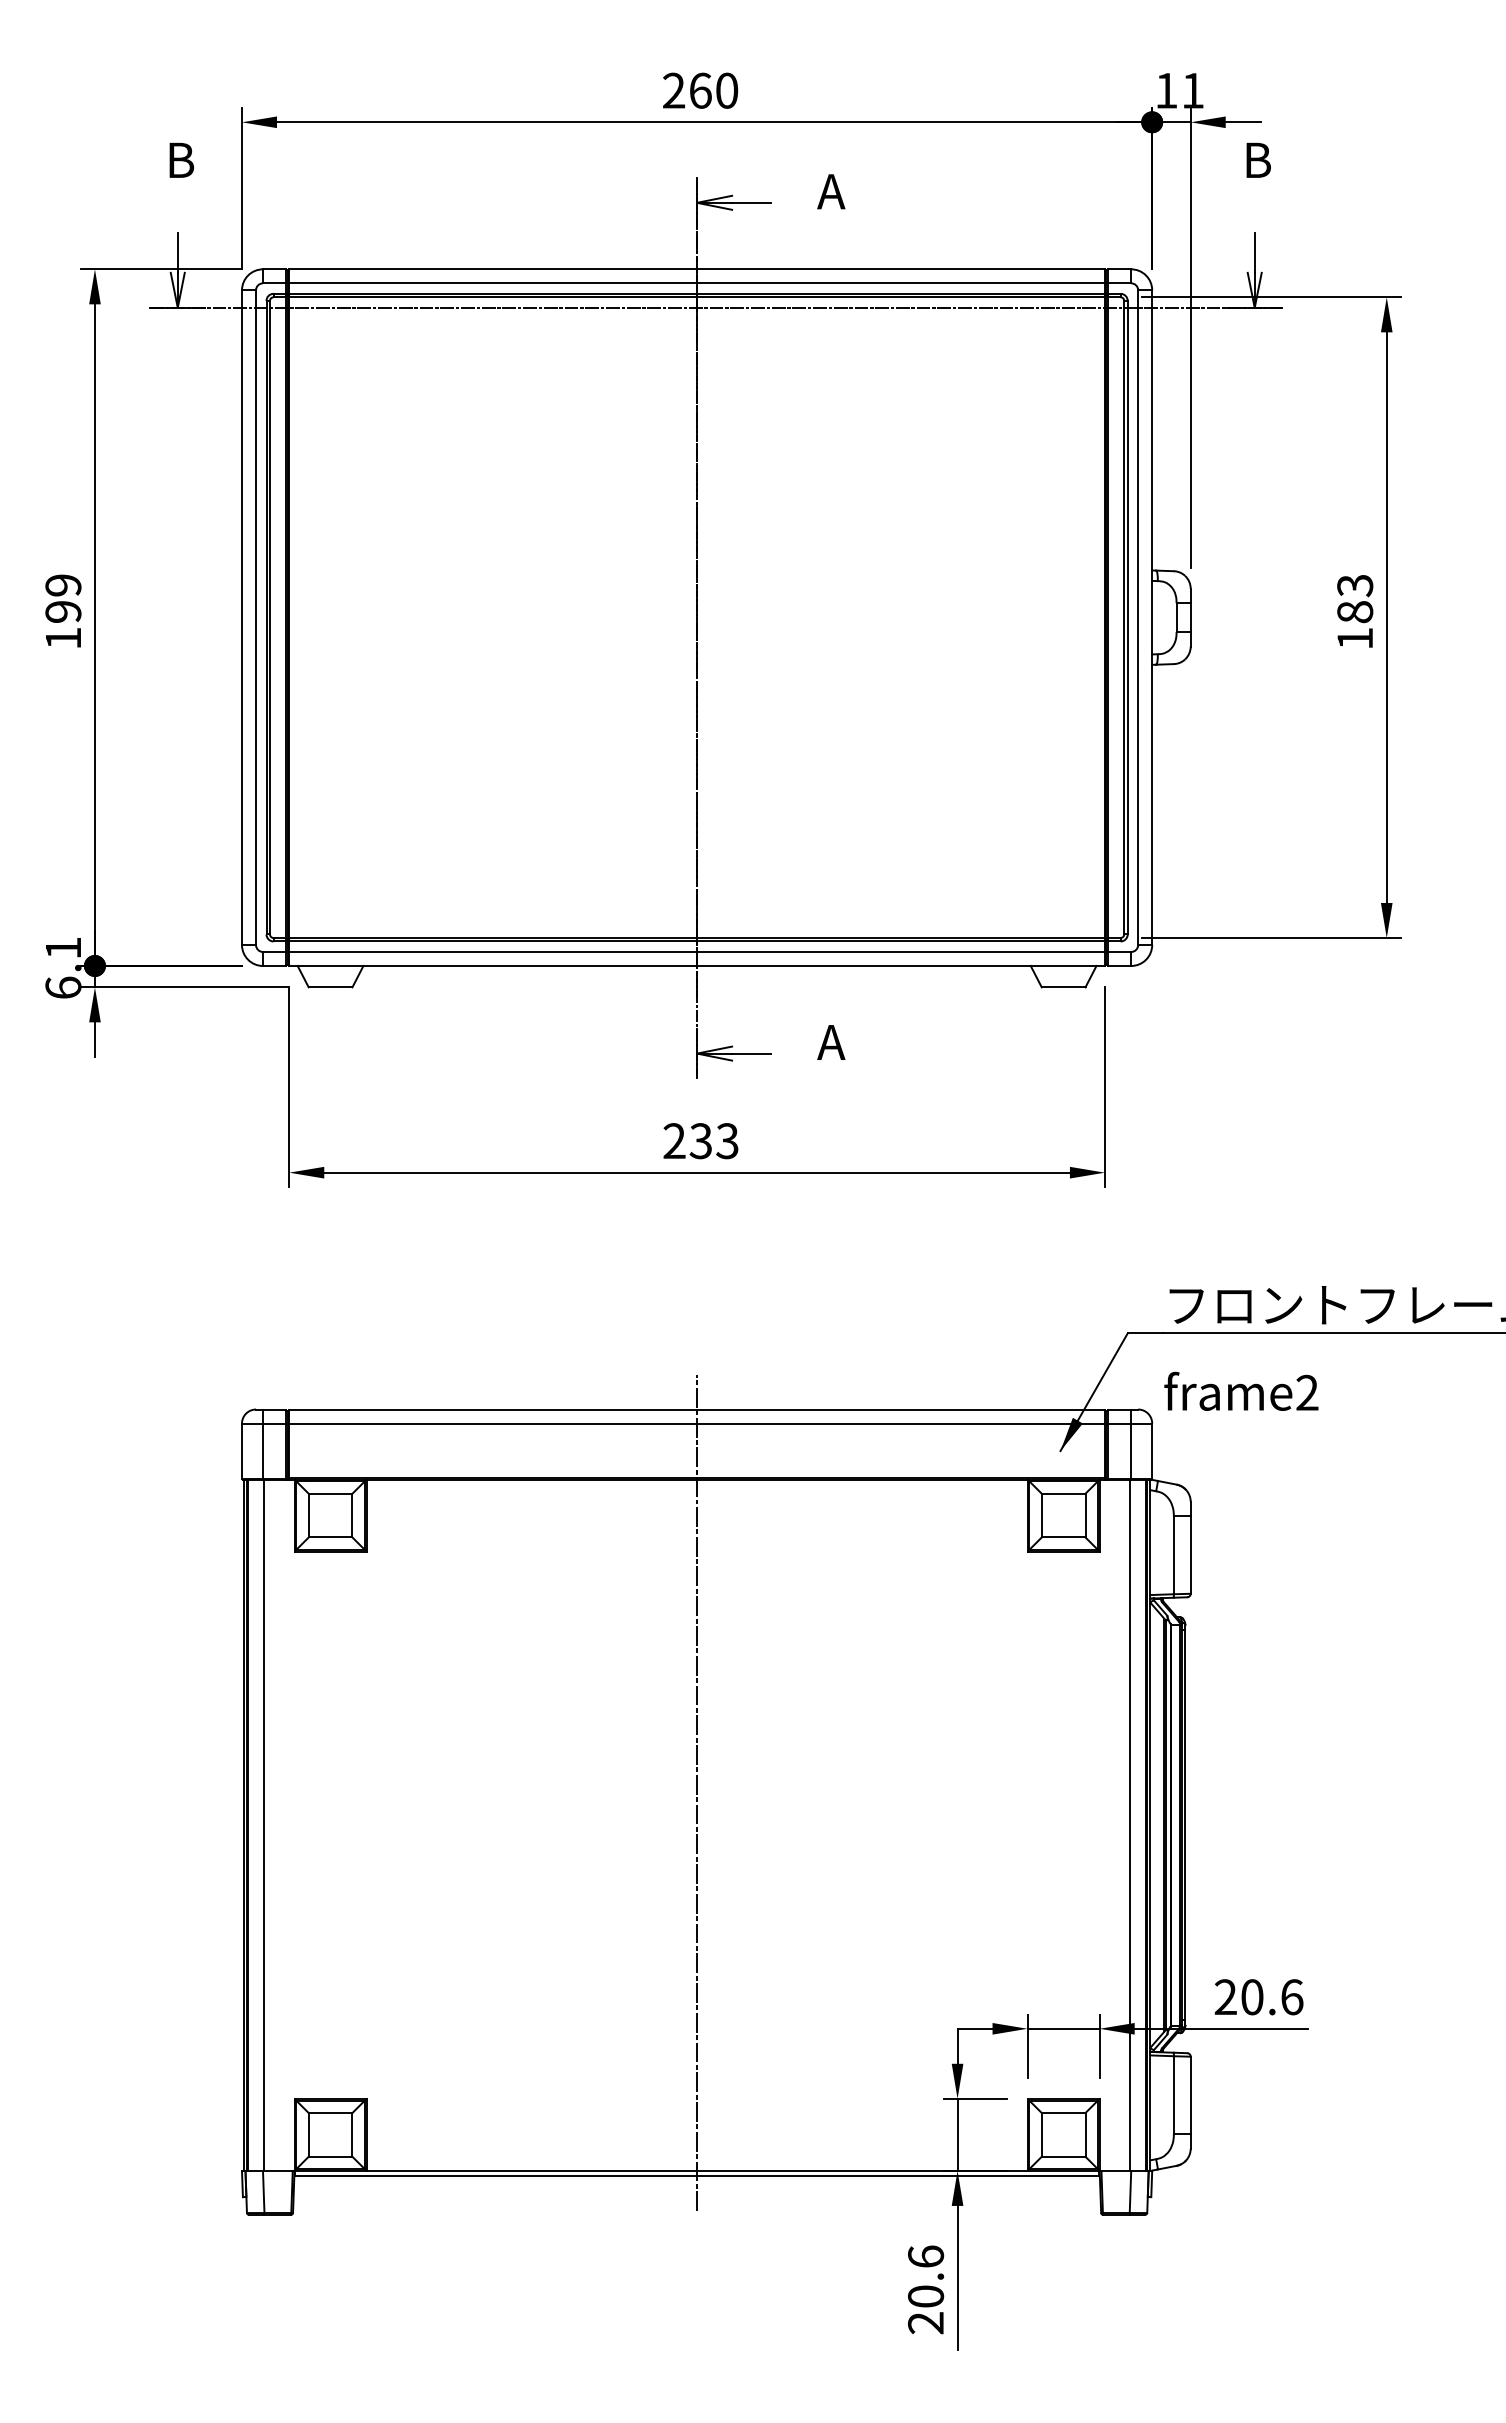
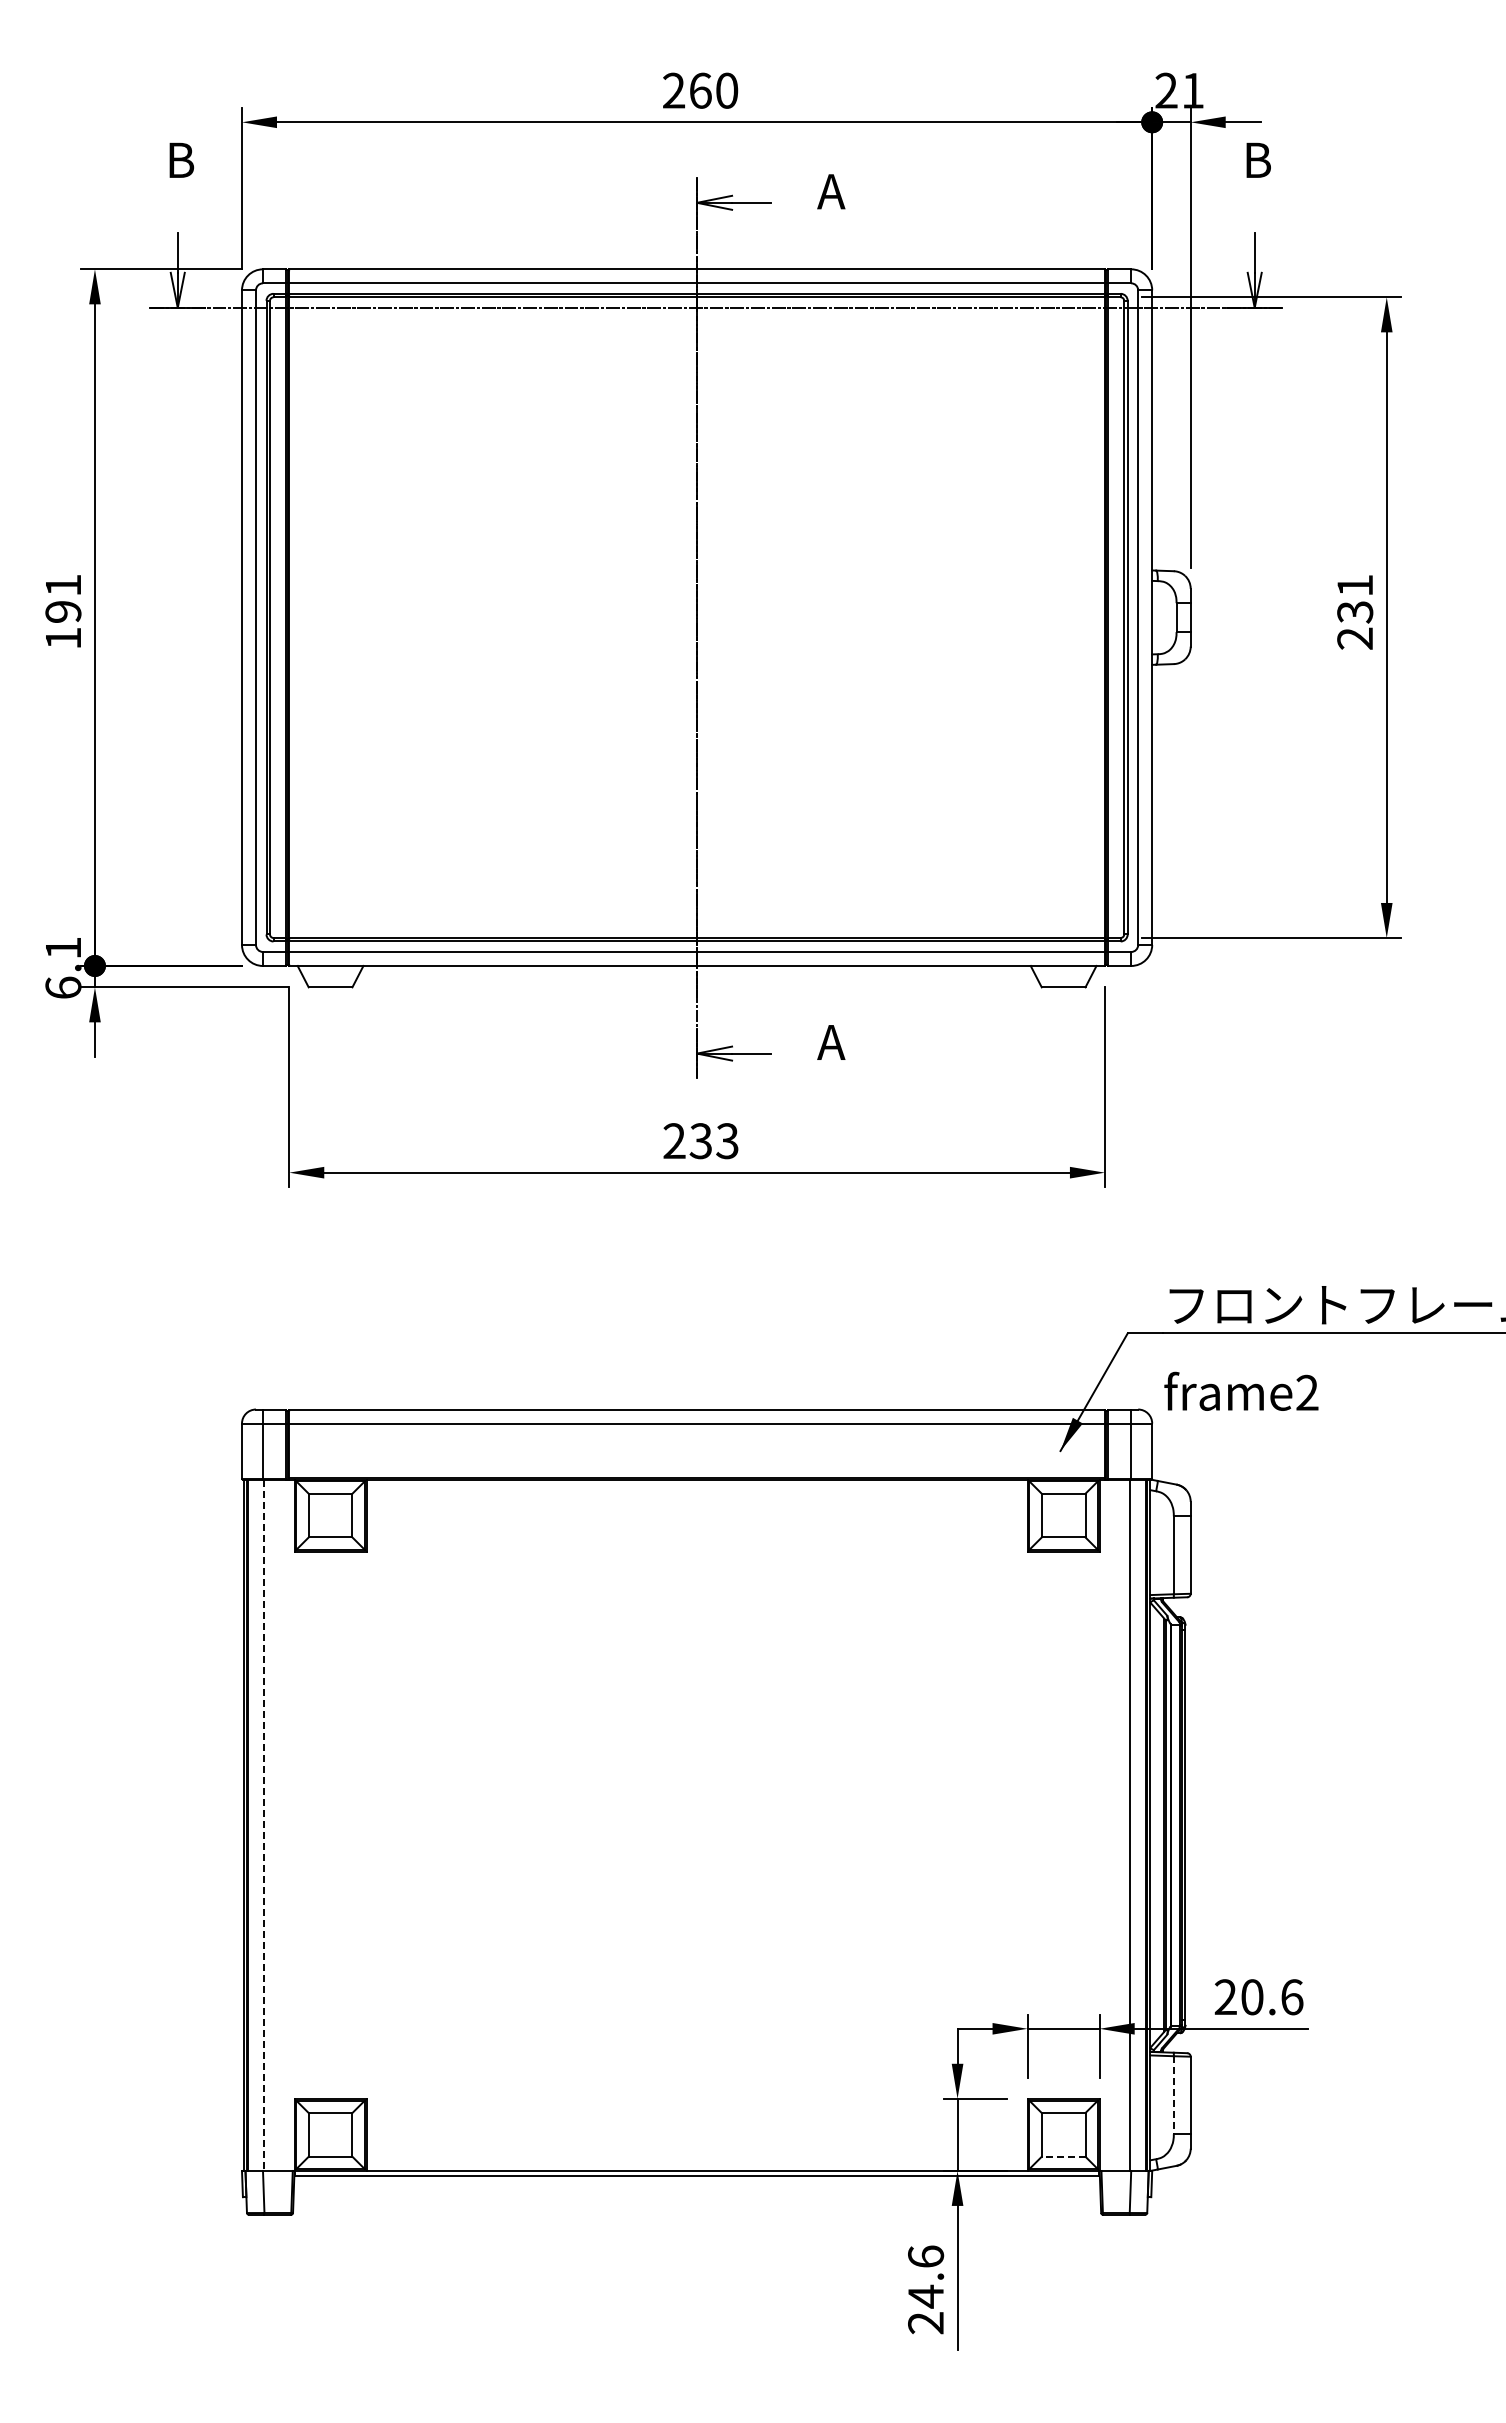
text: 11 -> 21 (1166, 90)
text: 199 -> 191 (63, 585)
text: 183 -> 231 (1355, 612)
line: present -> none (697, 1792)
line: solid -> dashed (263, 1825)
line: solid -> dashed (1173, 2095)
line: solid -> dashed (1063, 2156)
text: 20.6 -> 24.6 (926, 2296)
